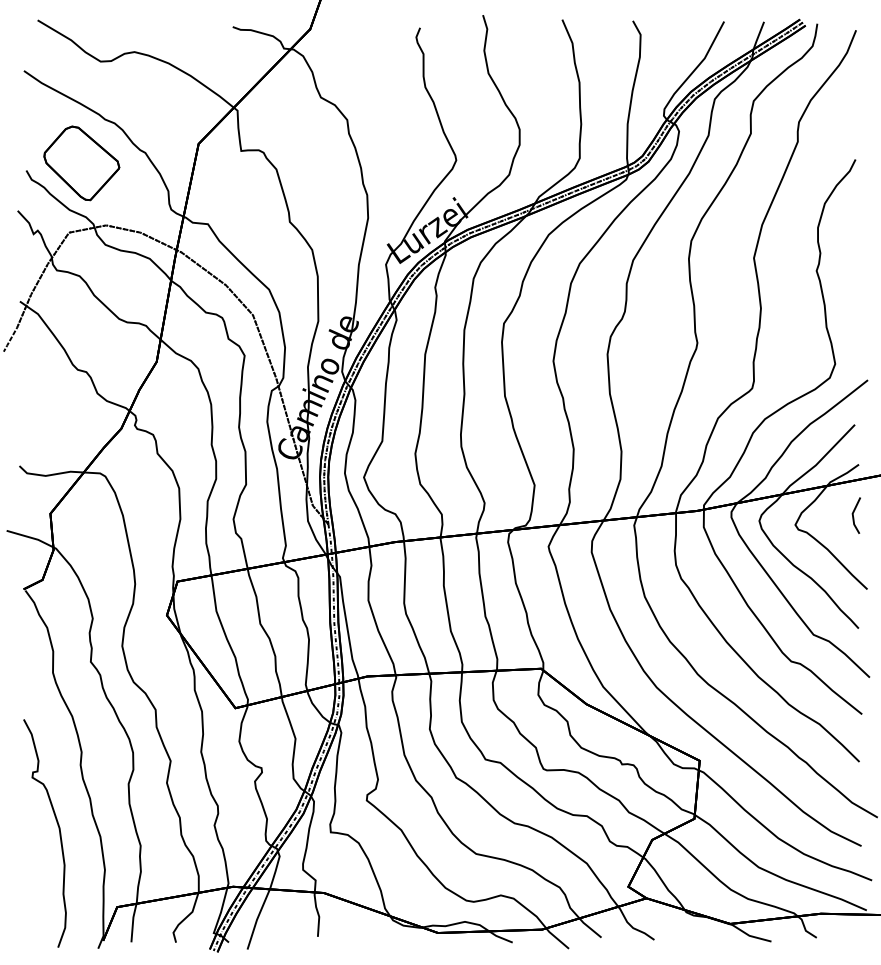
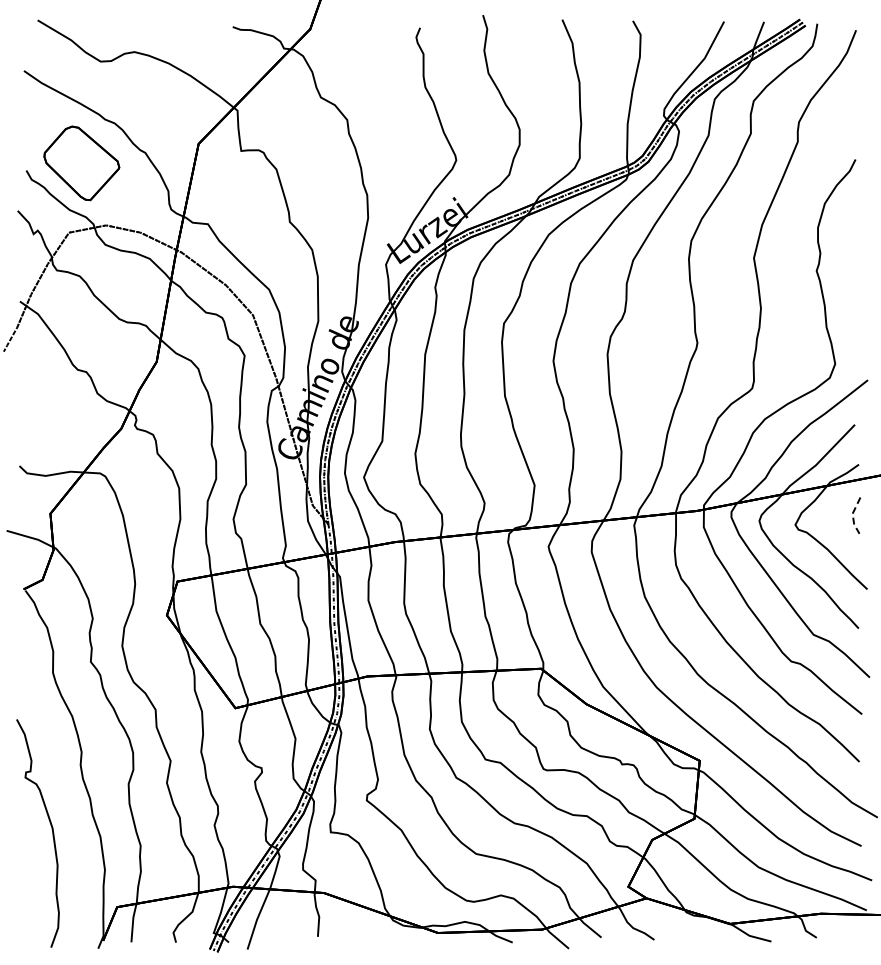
line: solid -> dashed (852, 515)
curve position: (58, 829) -> (51, 829) (51, 829)
